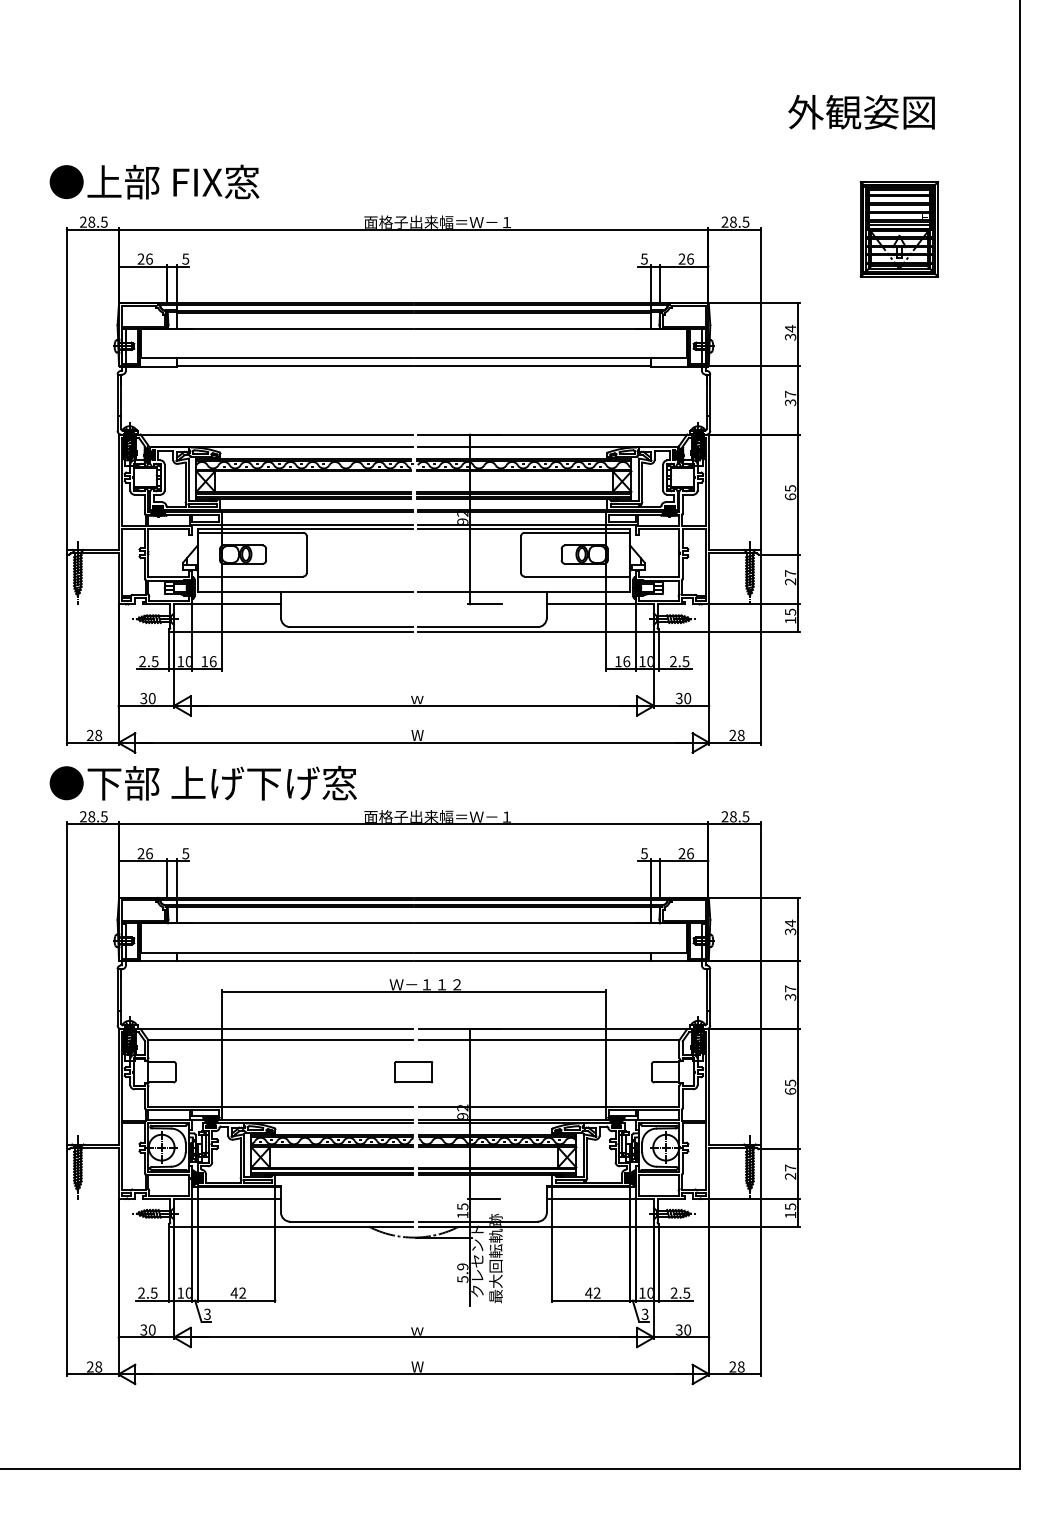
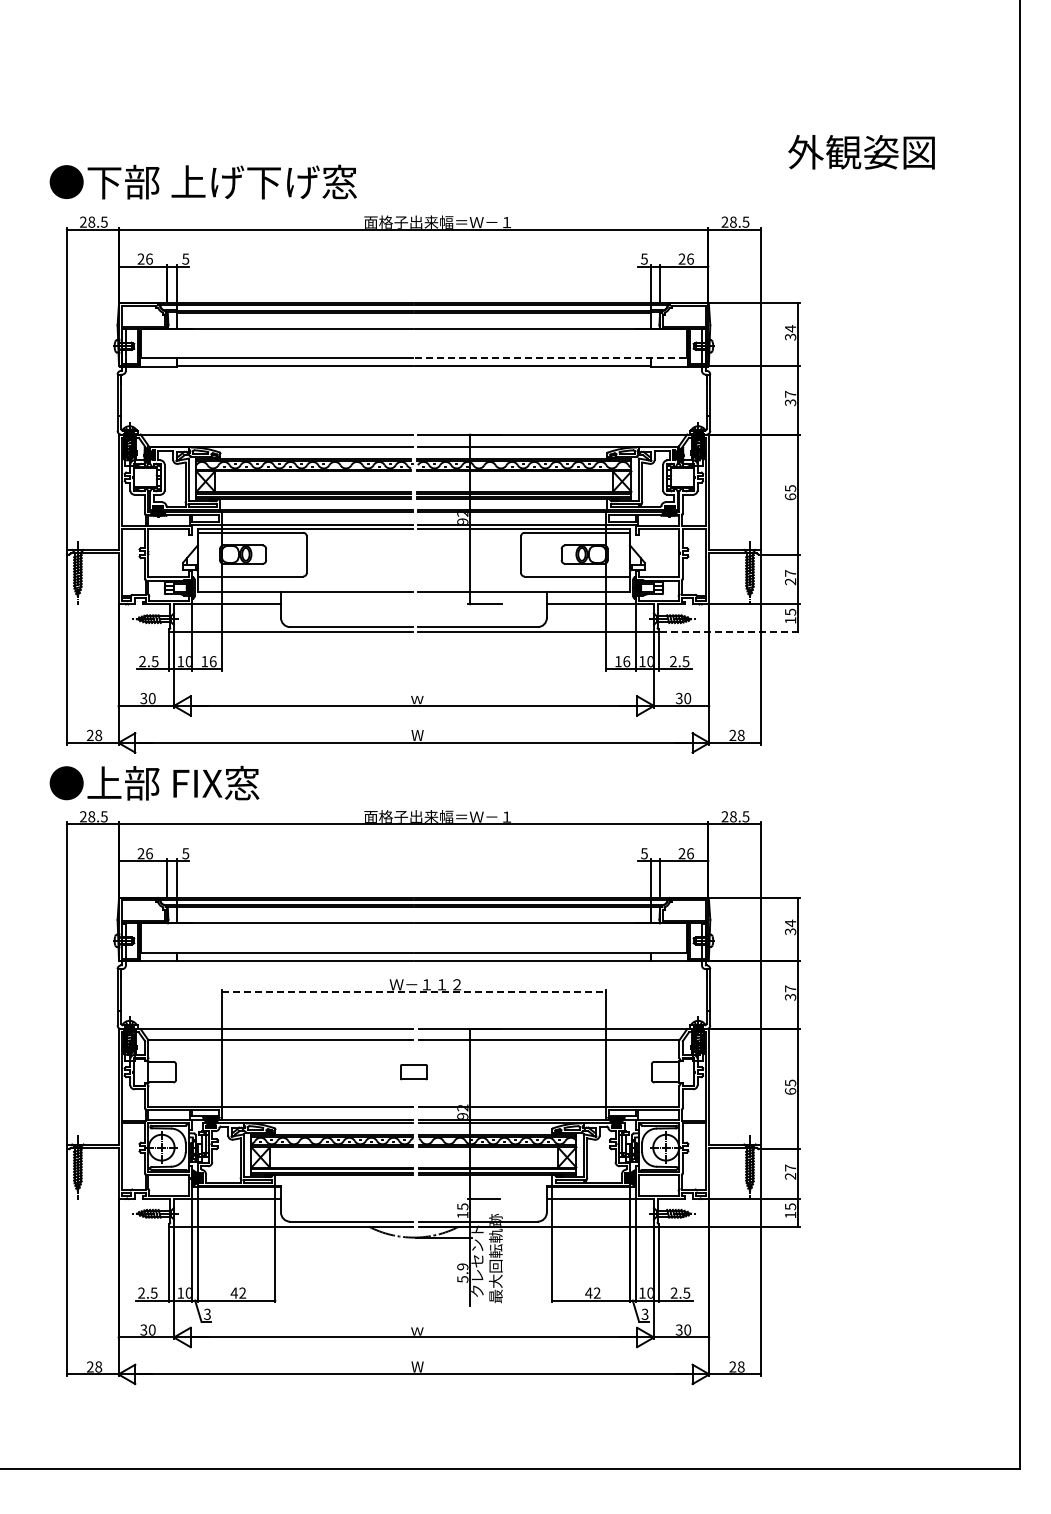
text position: (861, 112) -> (861, 152) (861, 152)
text: ●上部 FIX窓 -> ●下部 上げ下げ窓 (221, 181)
part: present -> none (899, 229)
line: solid -> dashed (551, 358)
line: solid -> dashed (730, 632)
text: ●下部 上げ下げ窓 -> ●上部 FIX窓 (221, 782)
line: solid -> dashed (414, 992)
part size: 40x23 px -> 28x17 px (413, 1072)
